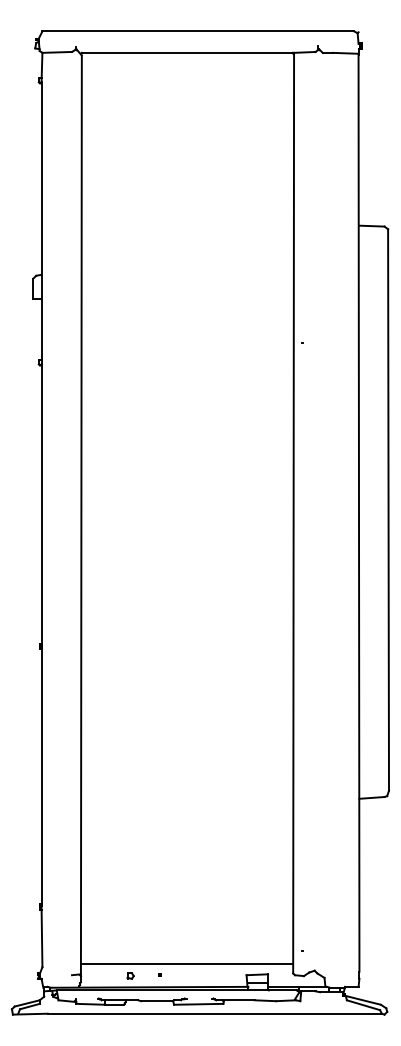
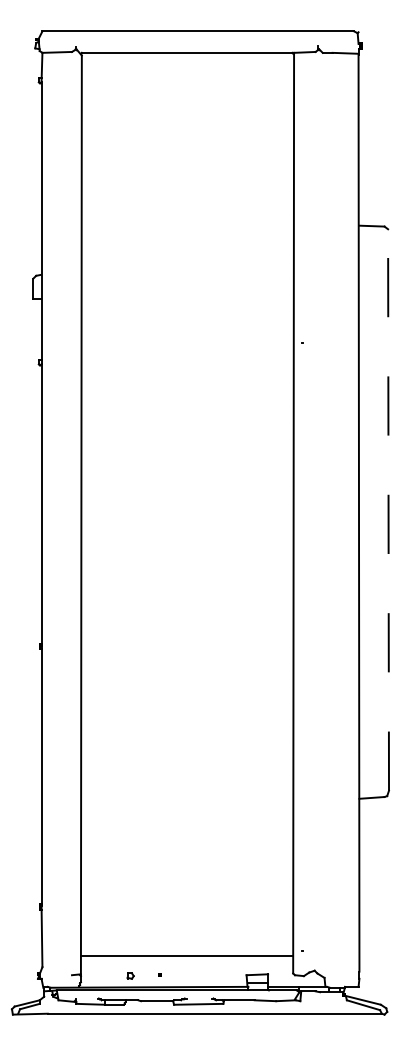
line: solid -> dashed (388, 510)
line position: (186, 964) -> (186, 956) (186, 956)
